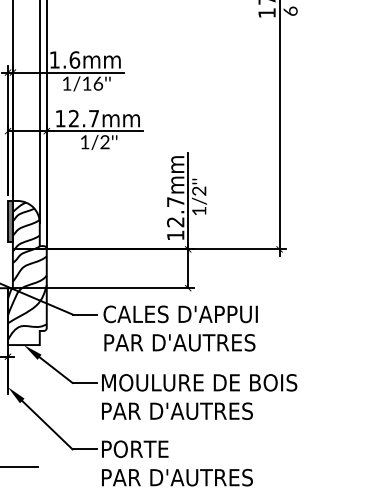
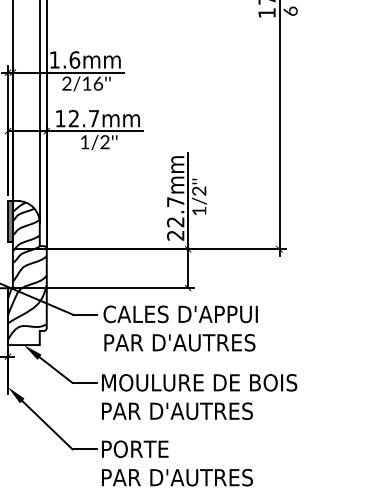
text: 1/16''\f] -> 2/16''\f] (66, 83)
text: 12.7mm -> 22.7mm (175, 235)
line: present -> none (20, 466)
